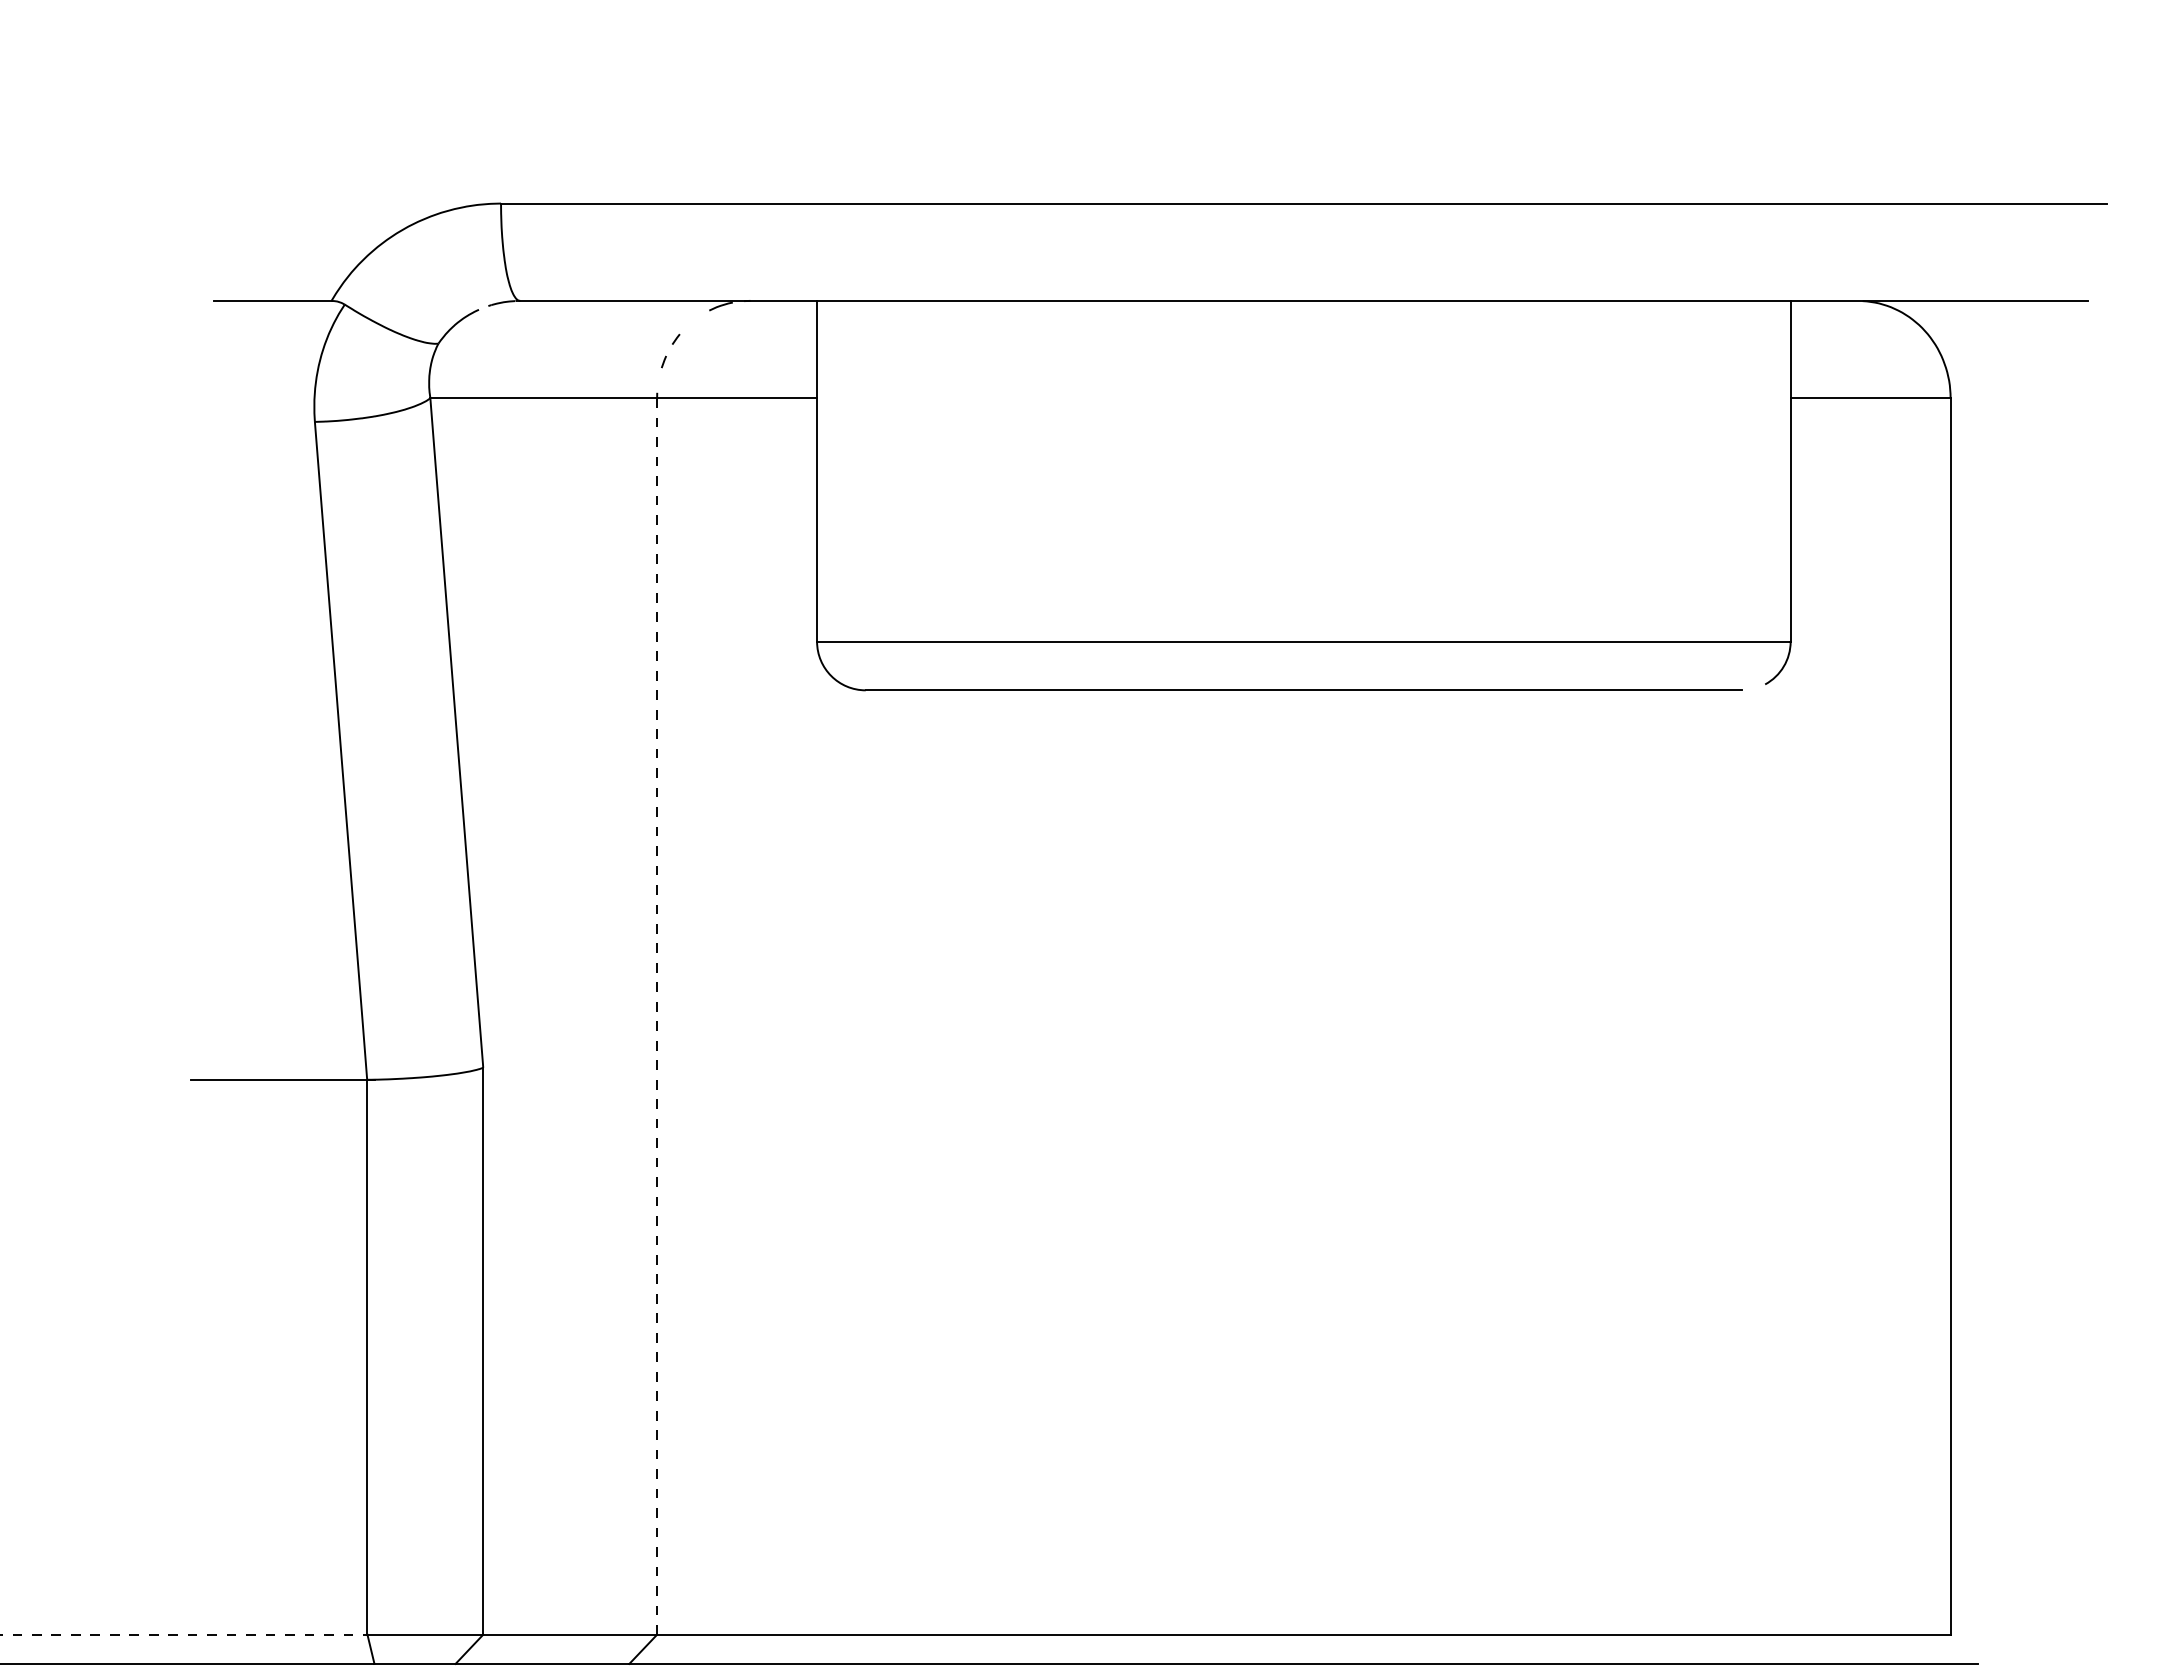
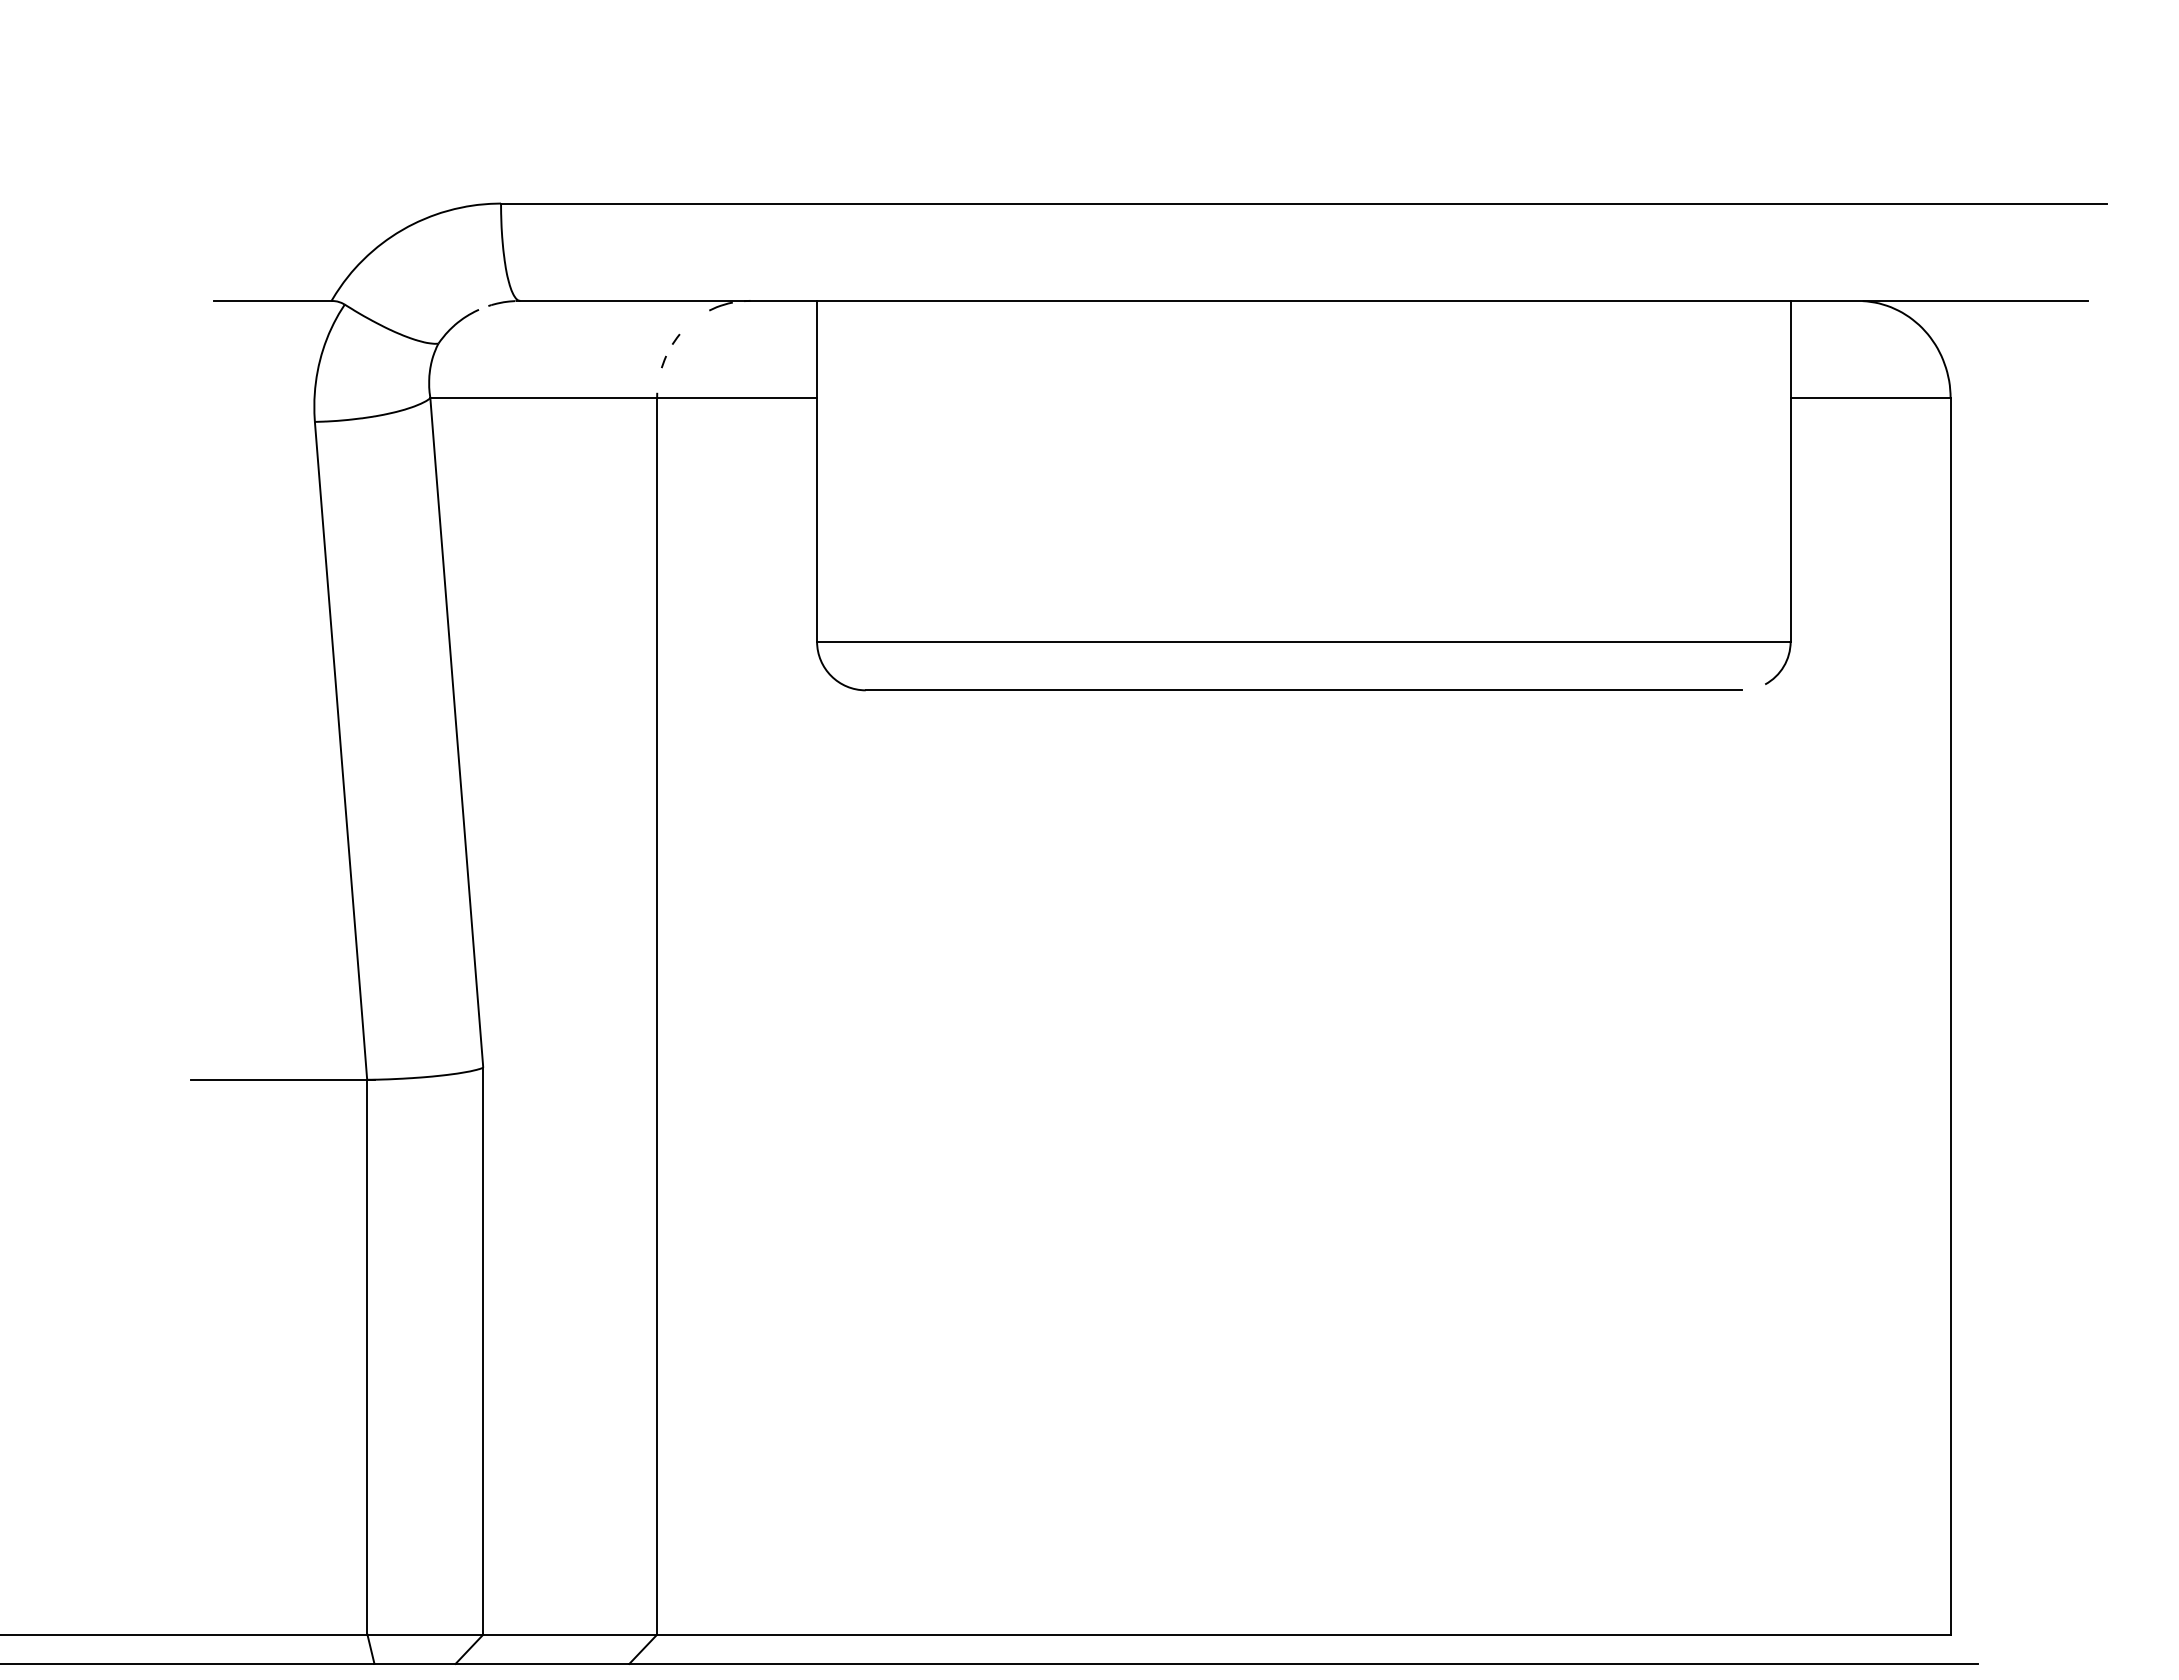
line: dashed -> solid (657, 1016)
line: dashed -> solid (184, 1634)
